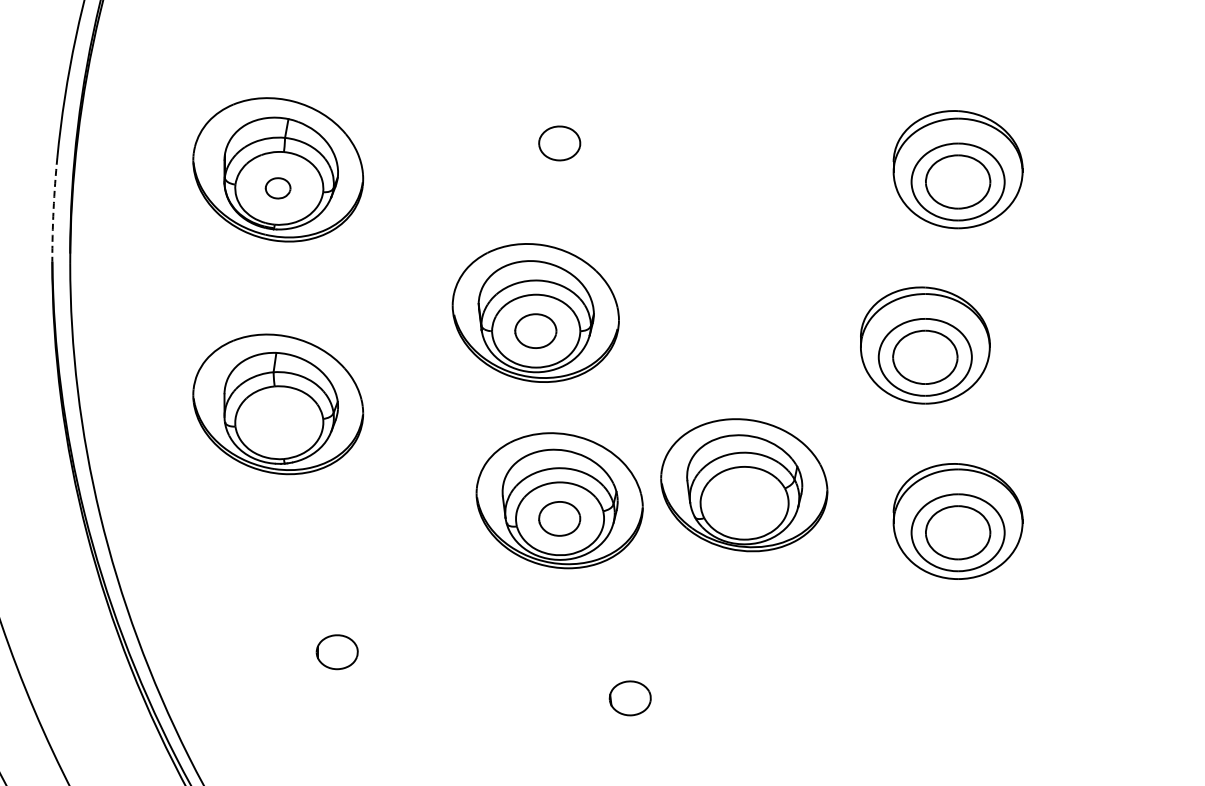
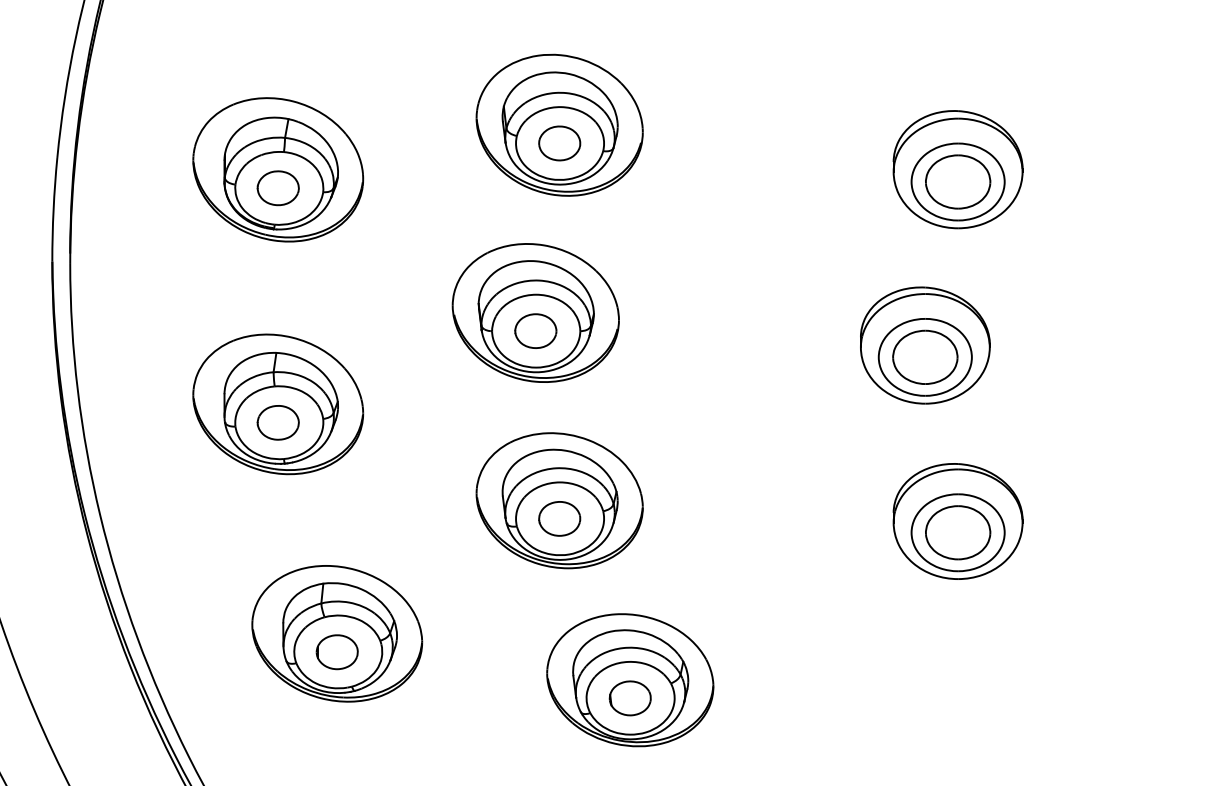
part: none -> present (559, 124)
part size: 28x23 px -> 44x37 px (277, 188)
arc: dashed -> solid (53, 209)
part: none -> present (277, 422)
part position: (744, 485) -> (630, 680) (630, 680)
part: none -> present (337, 633)
